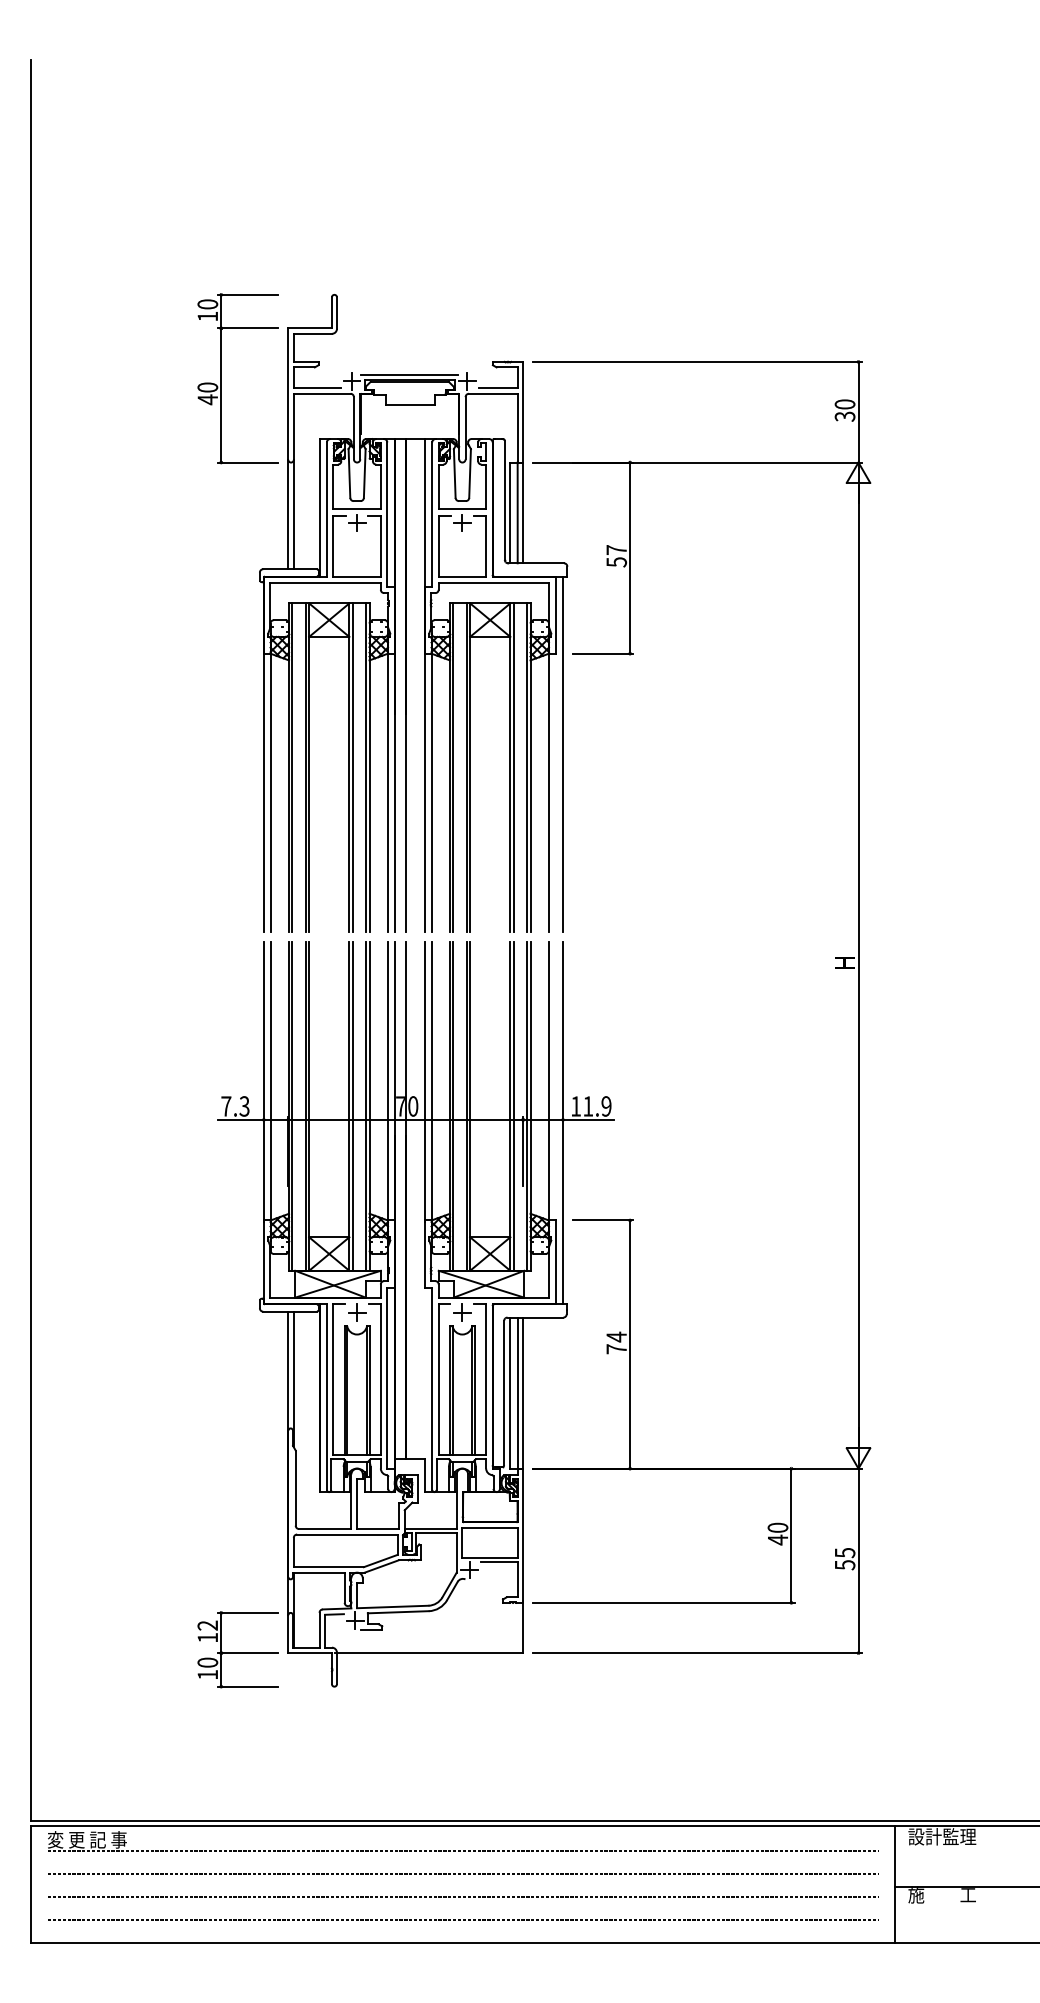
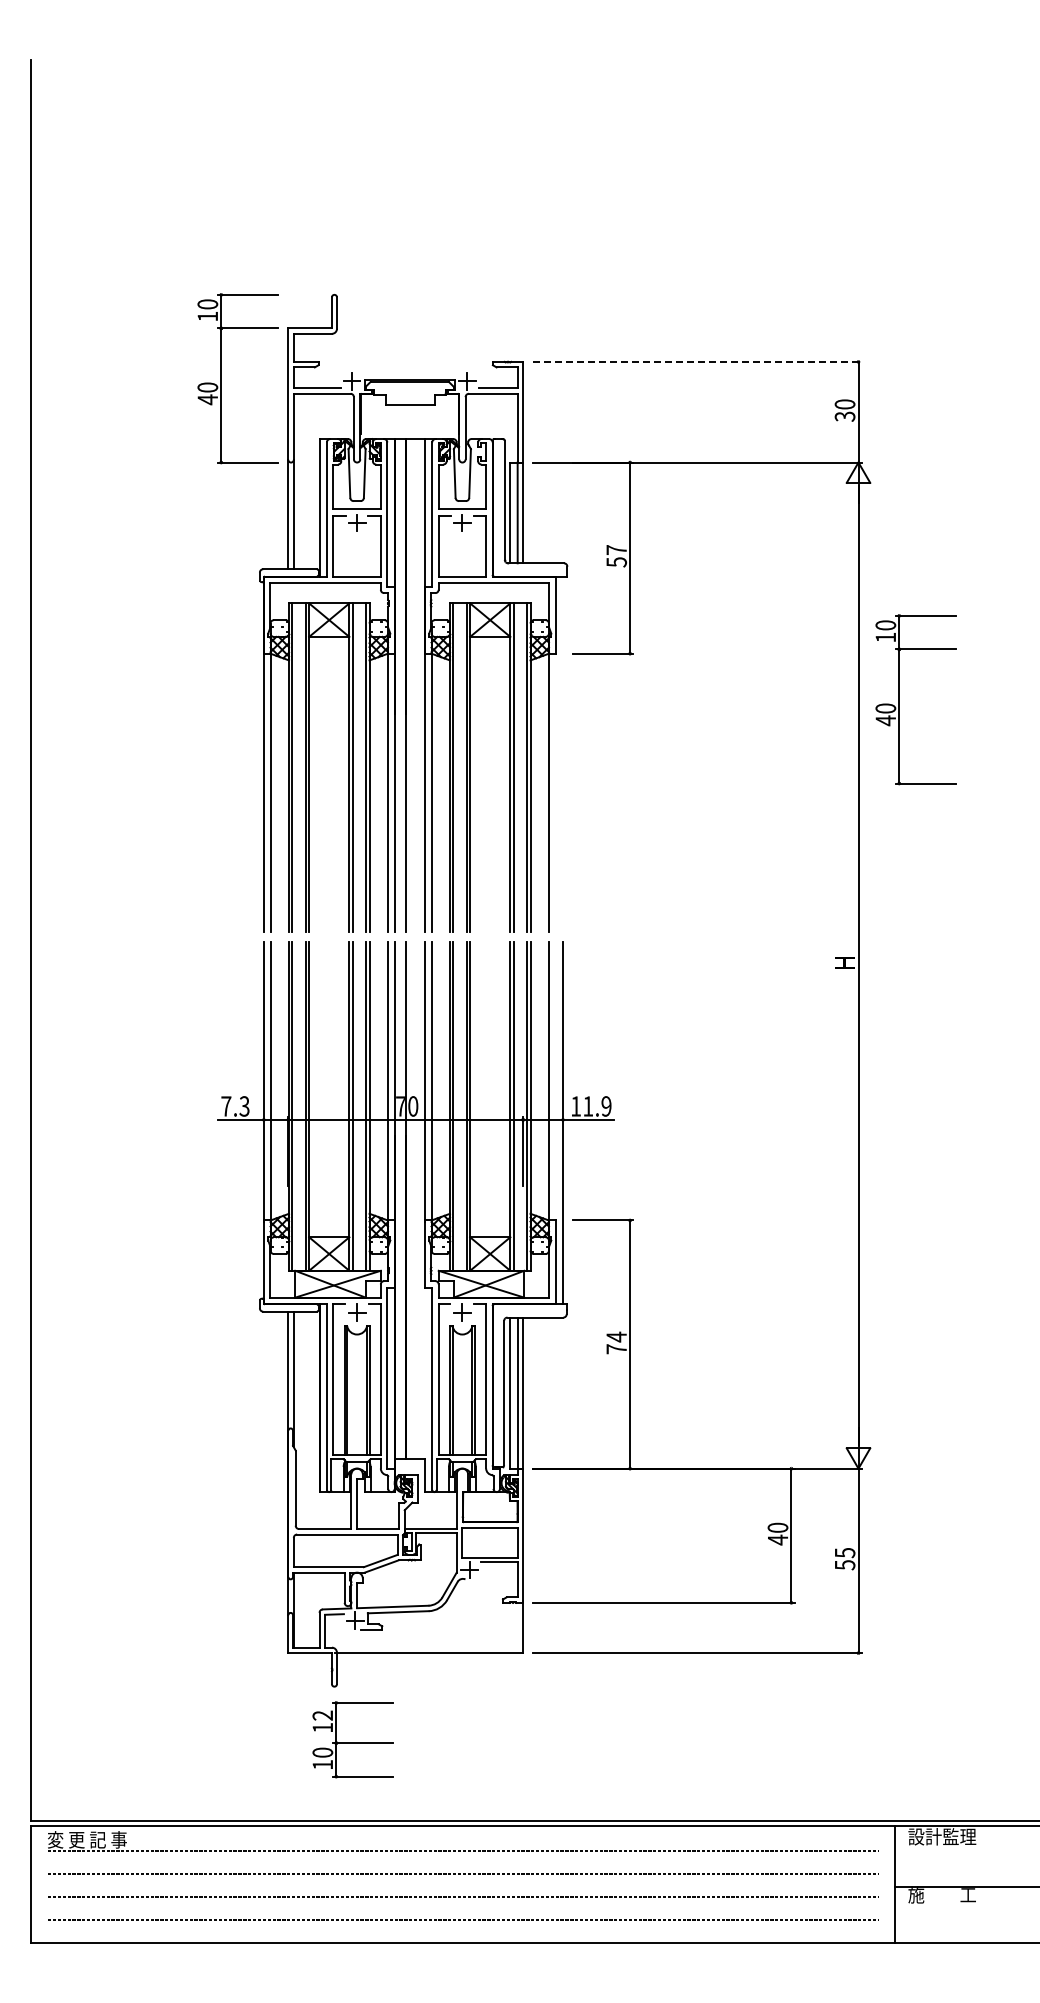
line: solid -> dashed (698, 361)
line: present -> none (409, 374)
part: none -> present (899, 699)
line: present -> none (563, 754)
part position: (237, 1649) -> (352, 1739) (352, 1739)
